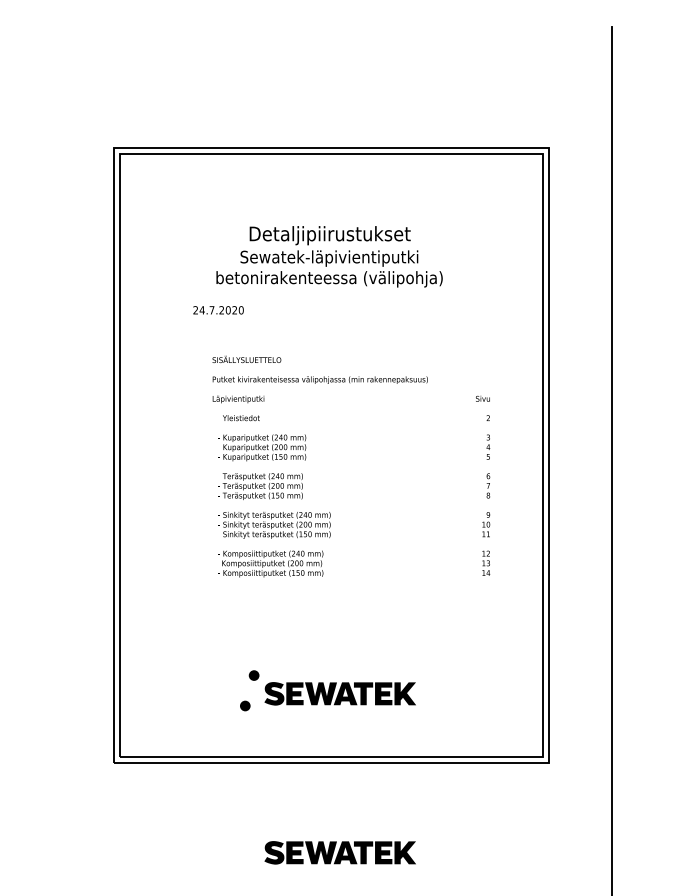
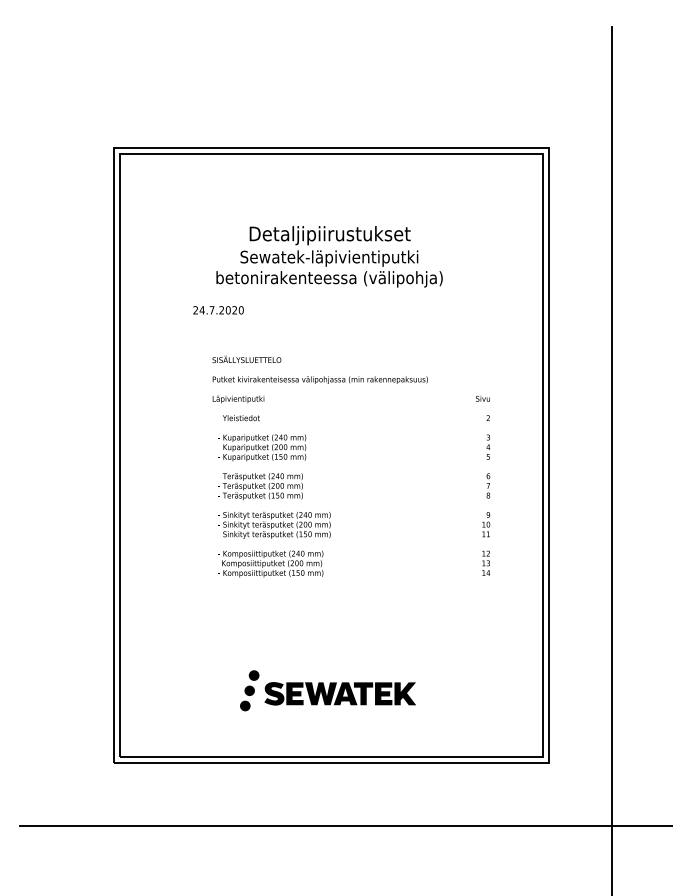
fill: none -> present (249, 690)
line: none -> present (344, 825)
part: present -> none (339, 852)
